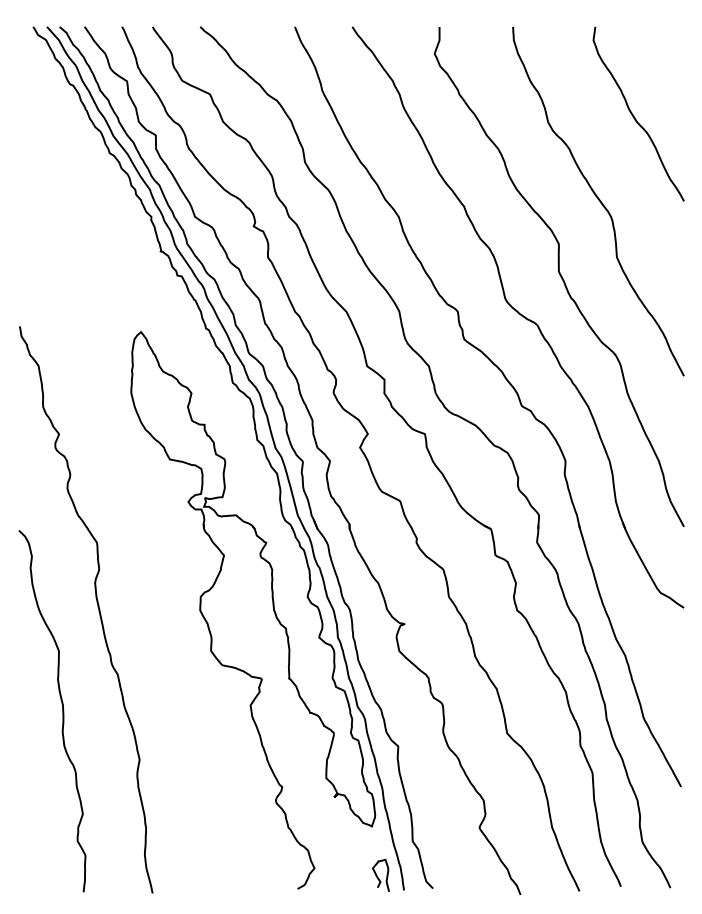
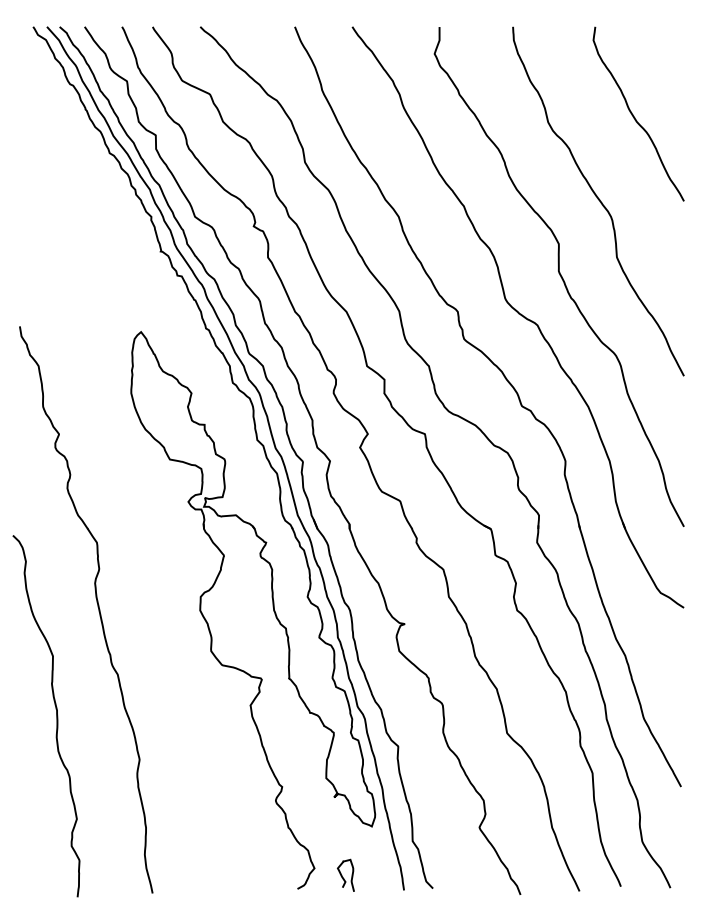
curve position: (62, 711) -> (56, 716) (56, 716)
curve position: (377, 875) -> (342, 875) (342, 875)
